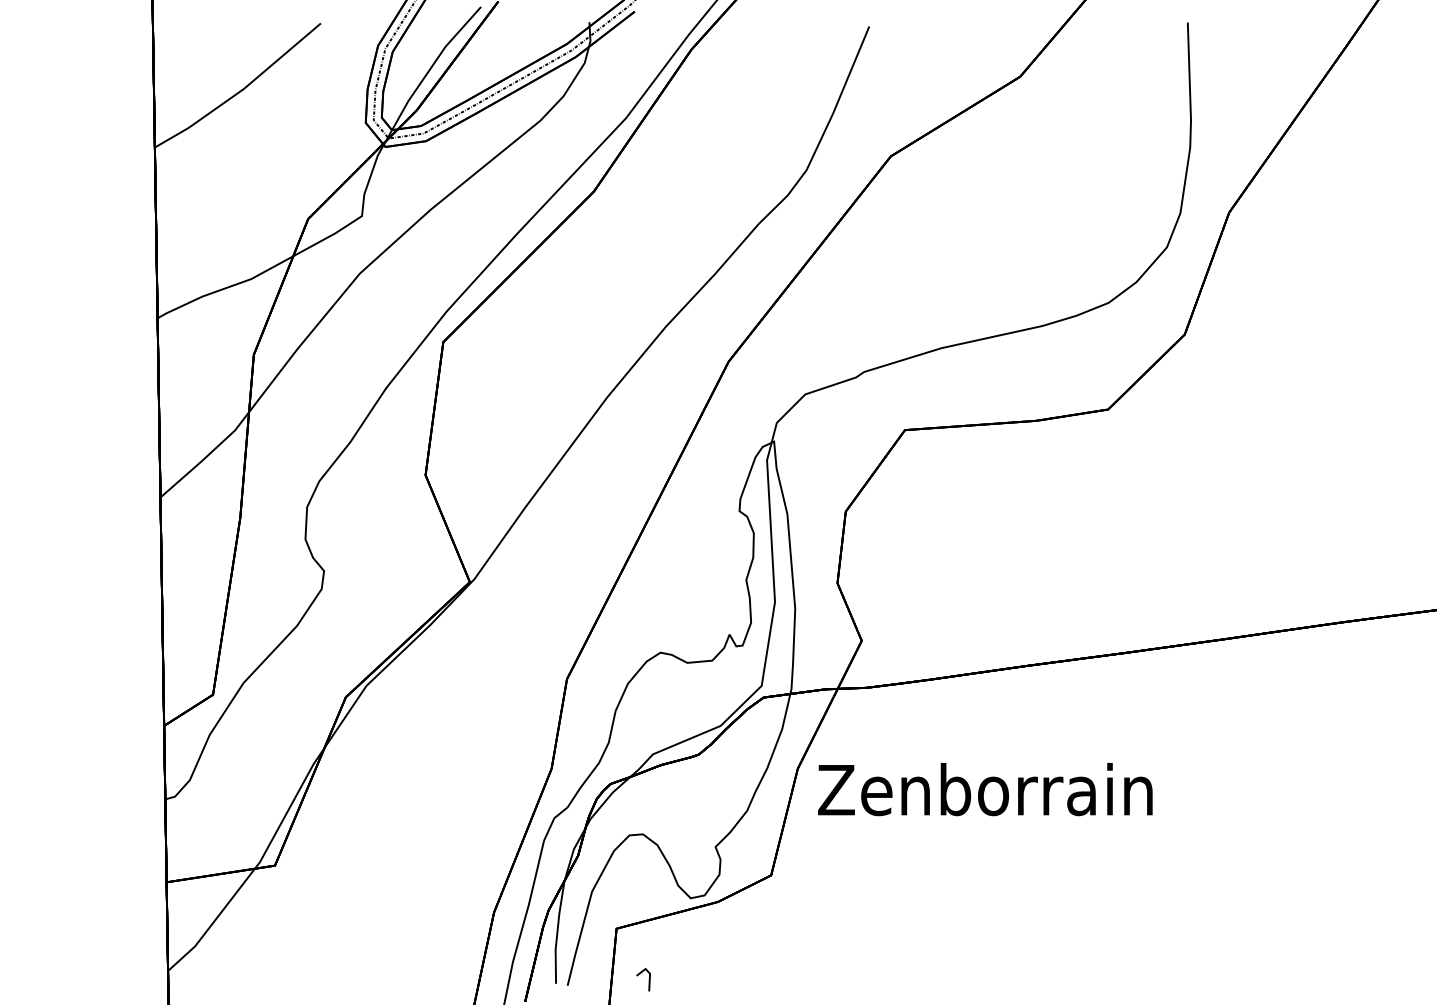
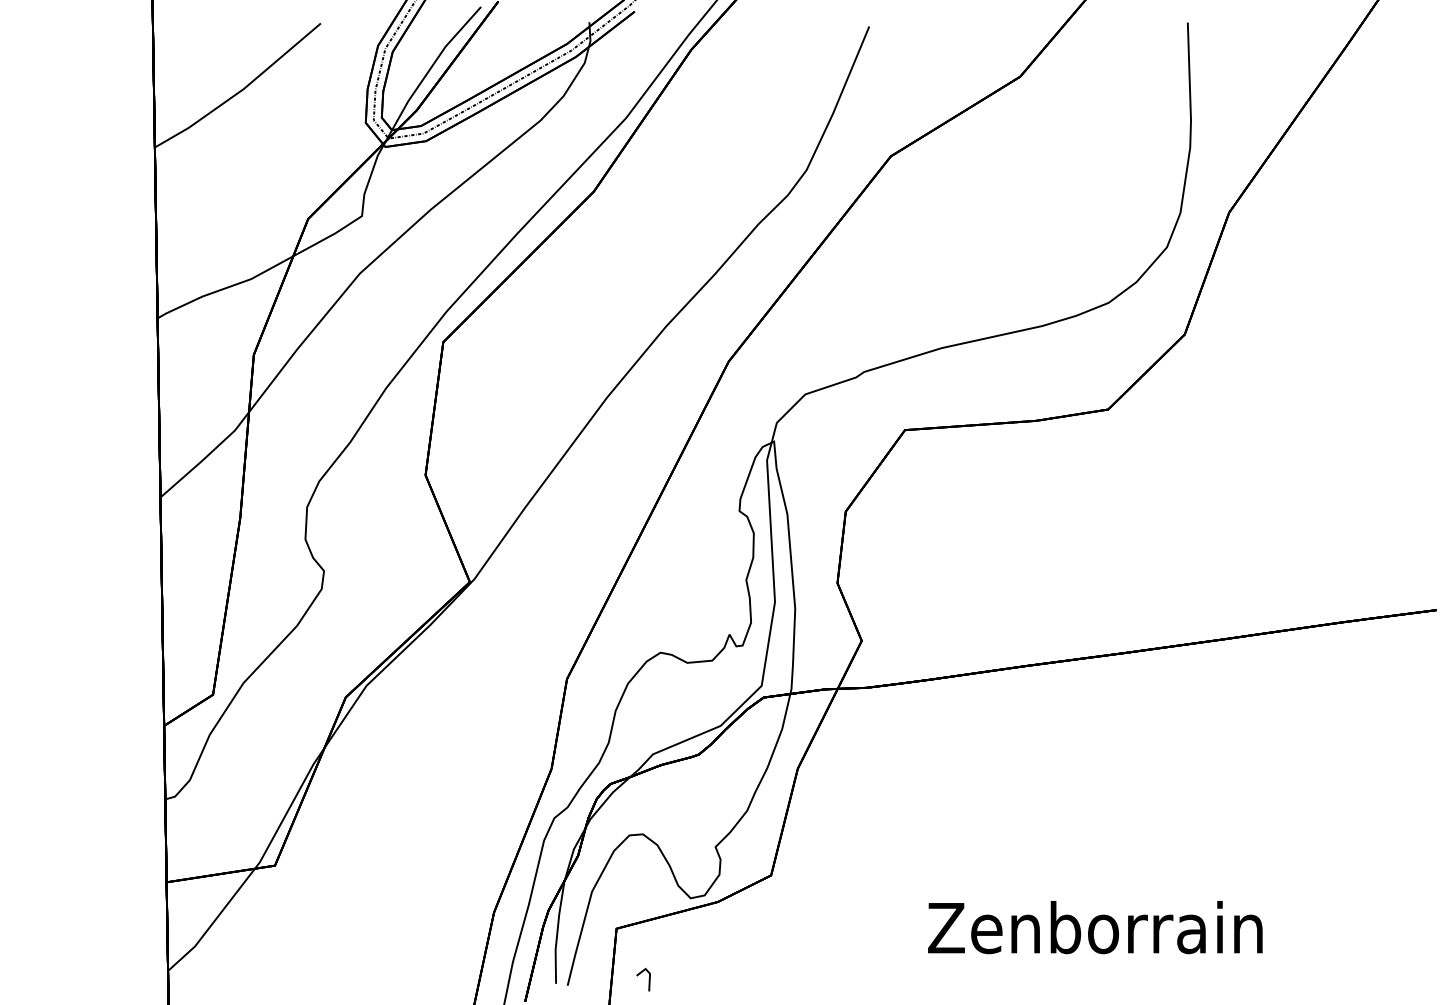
text position: (985, 789) -> (1095, 927) (1095, 927)
